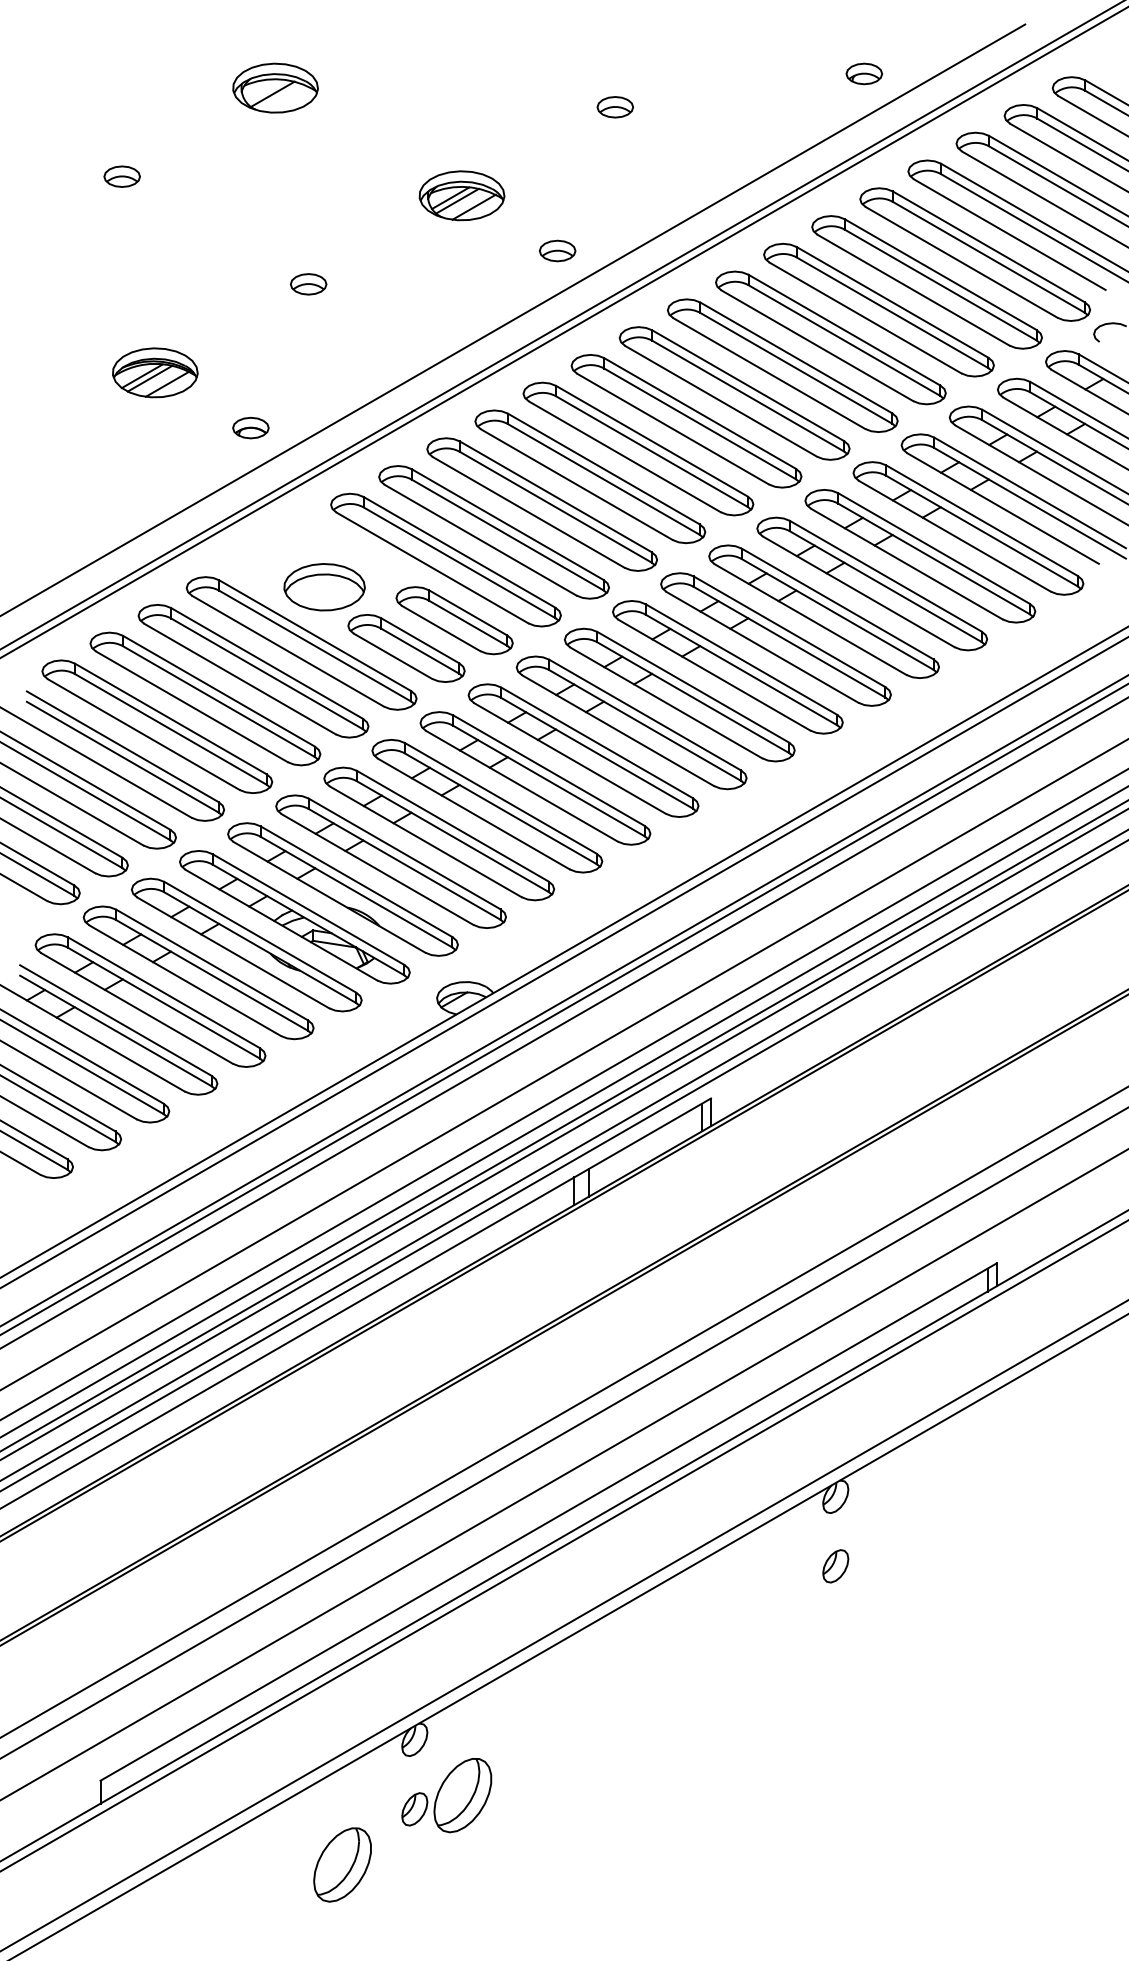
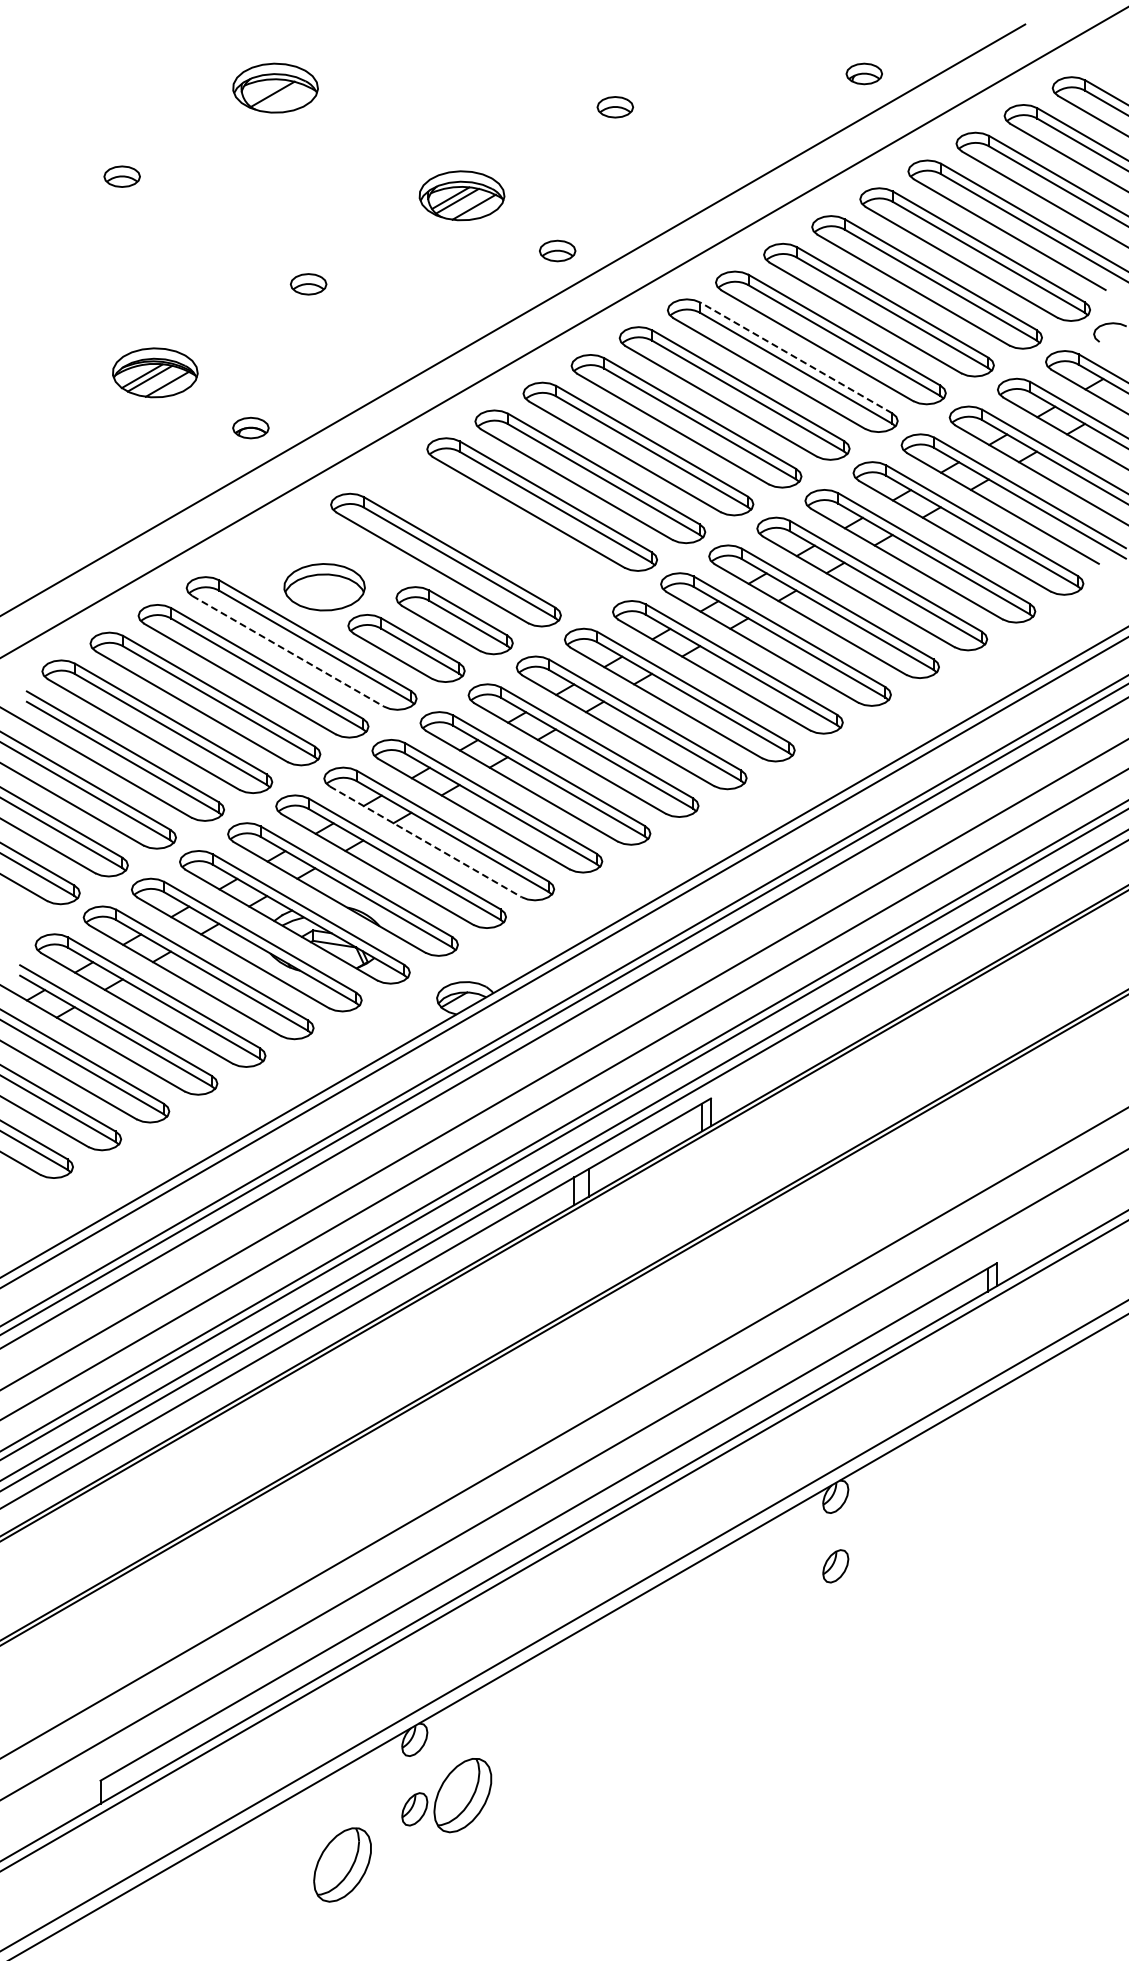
line: present -> none (561, 325)
line: solid -> dashed (796, 357)
part: present -> none (493, 532)
line: solid -> dashed (288, 651)
line: solid -> dashed (425, 841)
line: present -> none (563, 1112)
line: present -> none (563, 1412)
